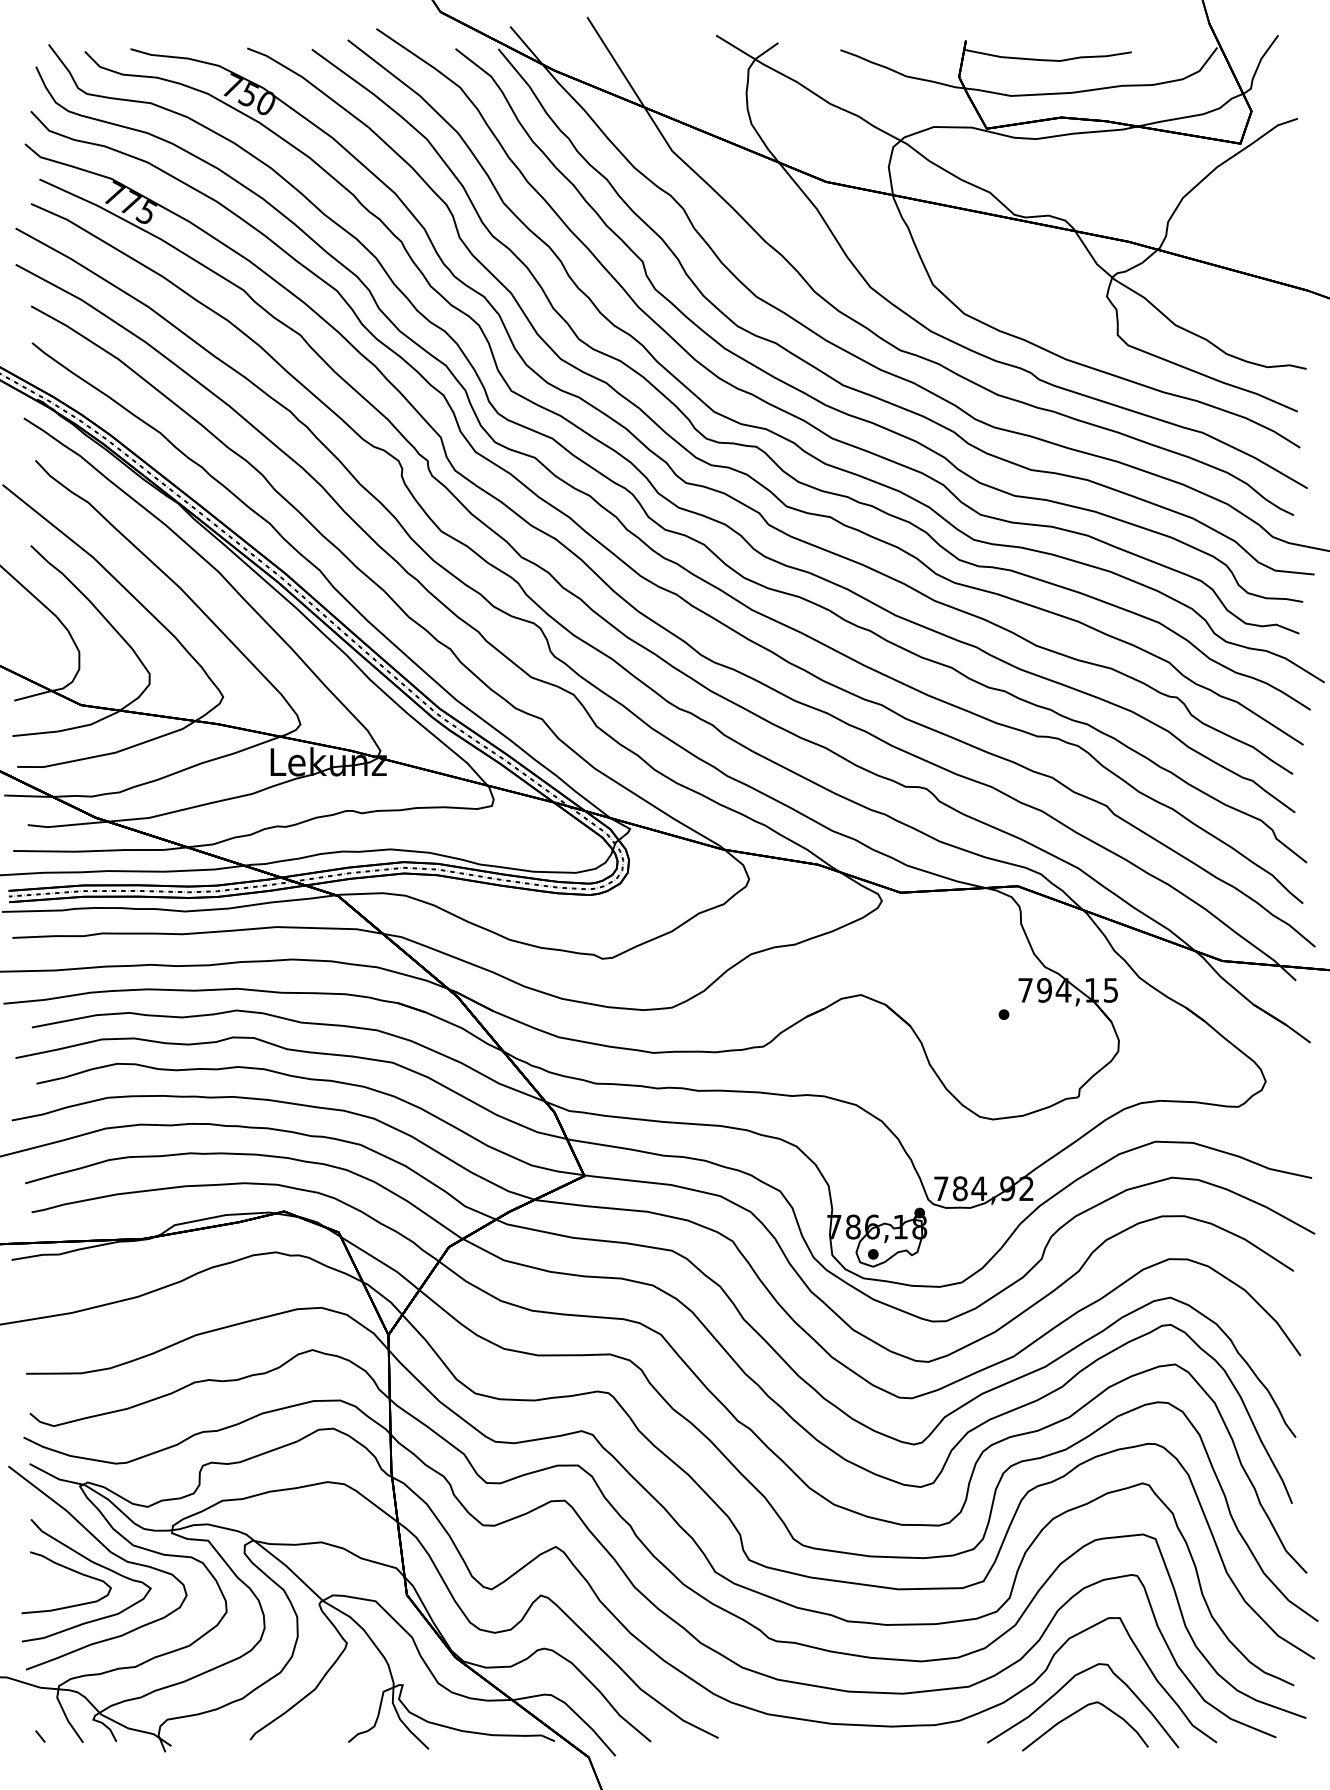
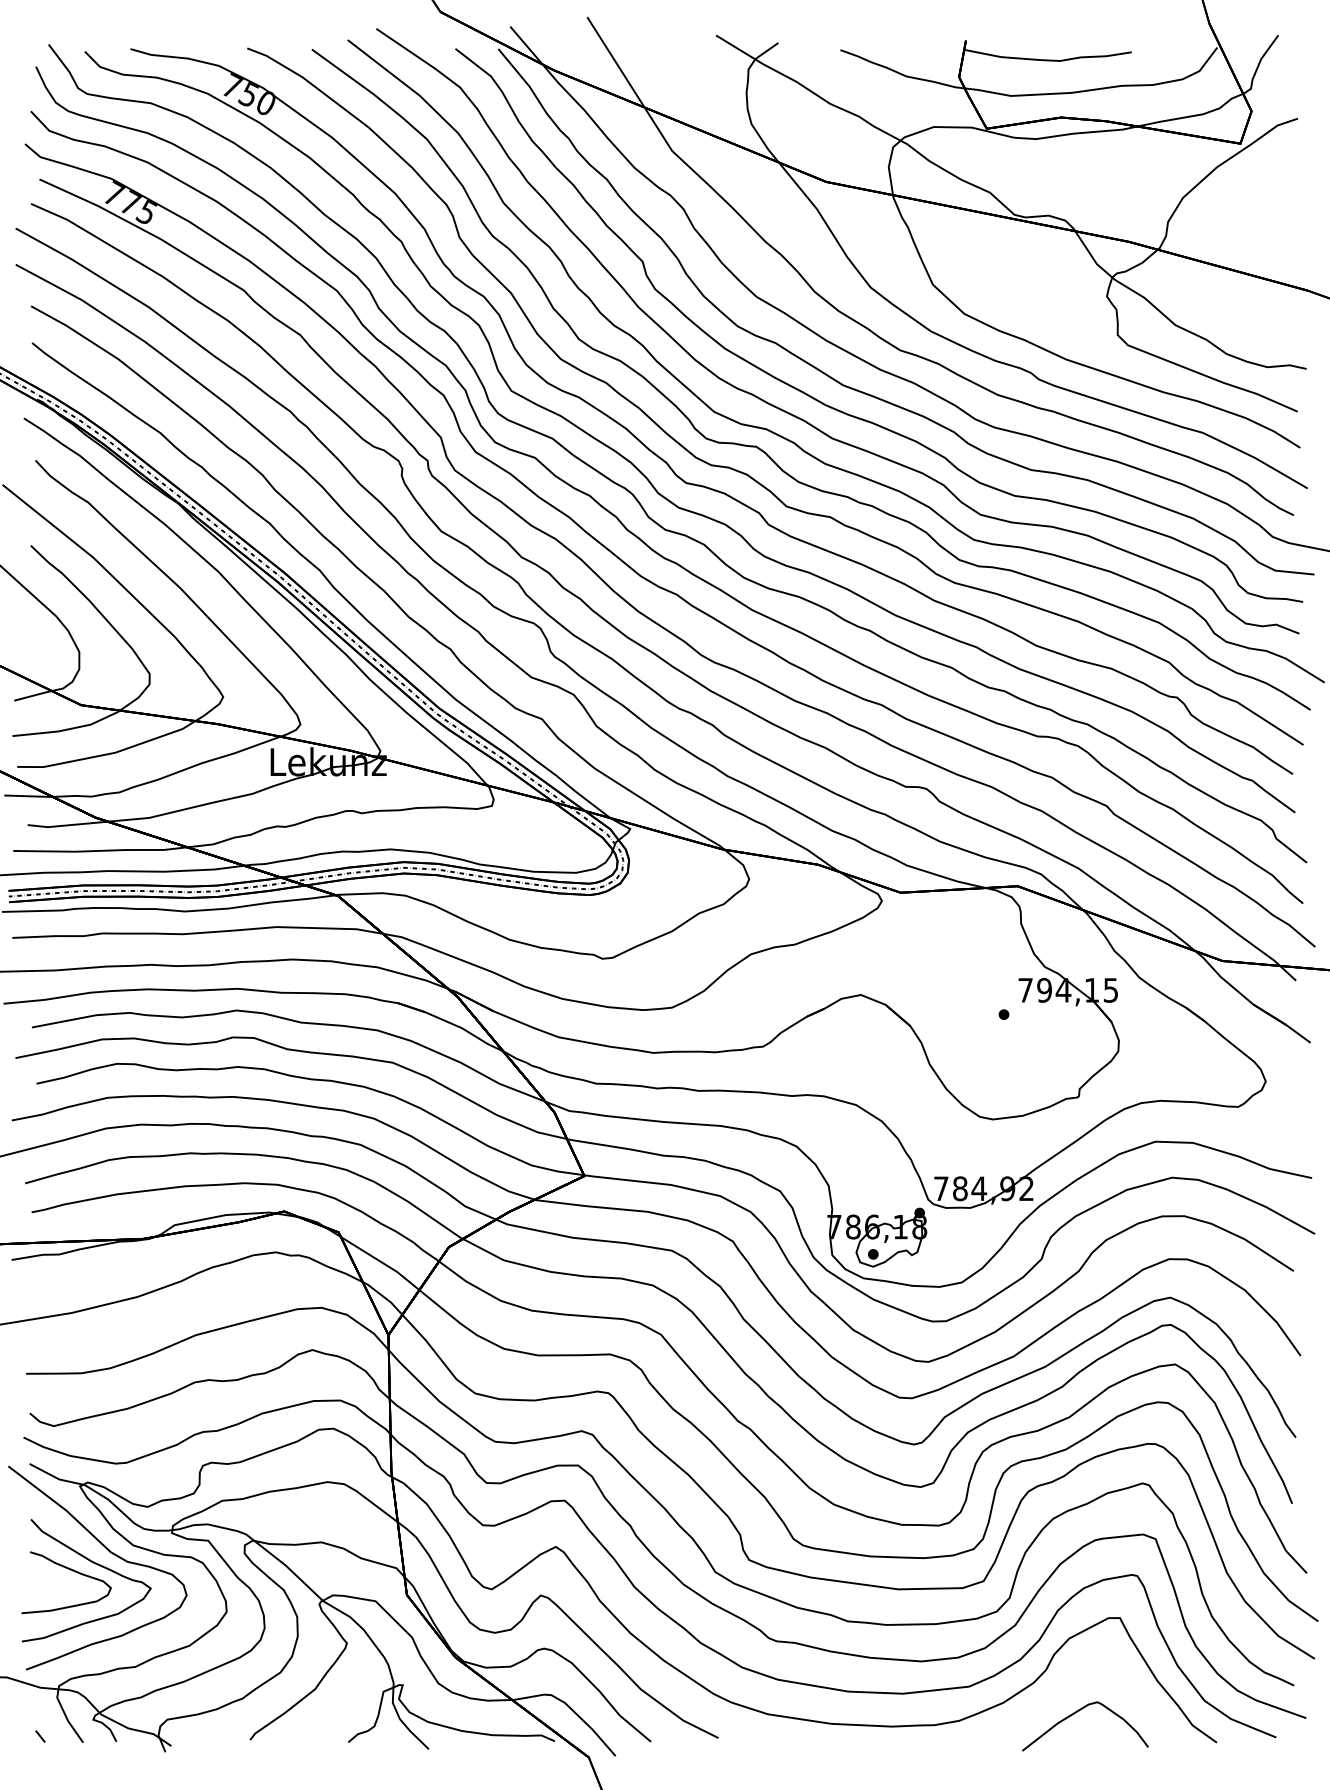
curve: present -> none (1066, 1685)
